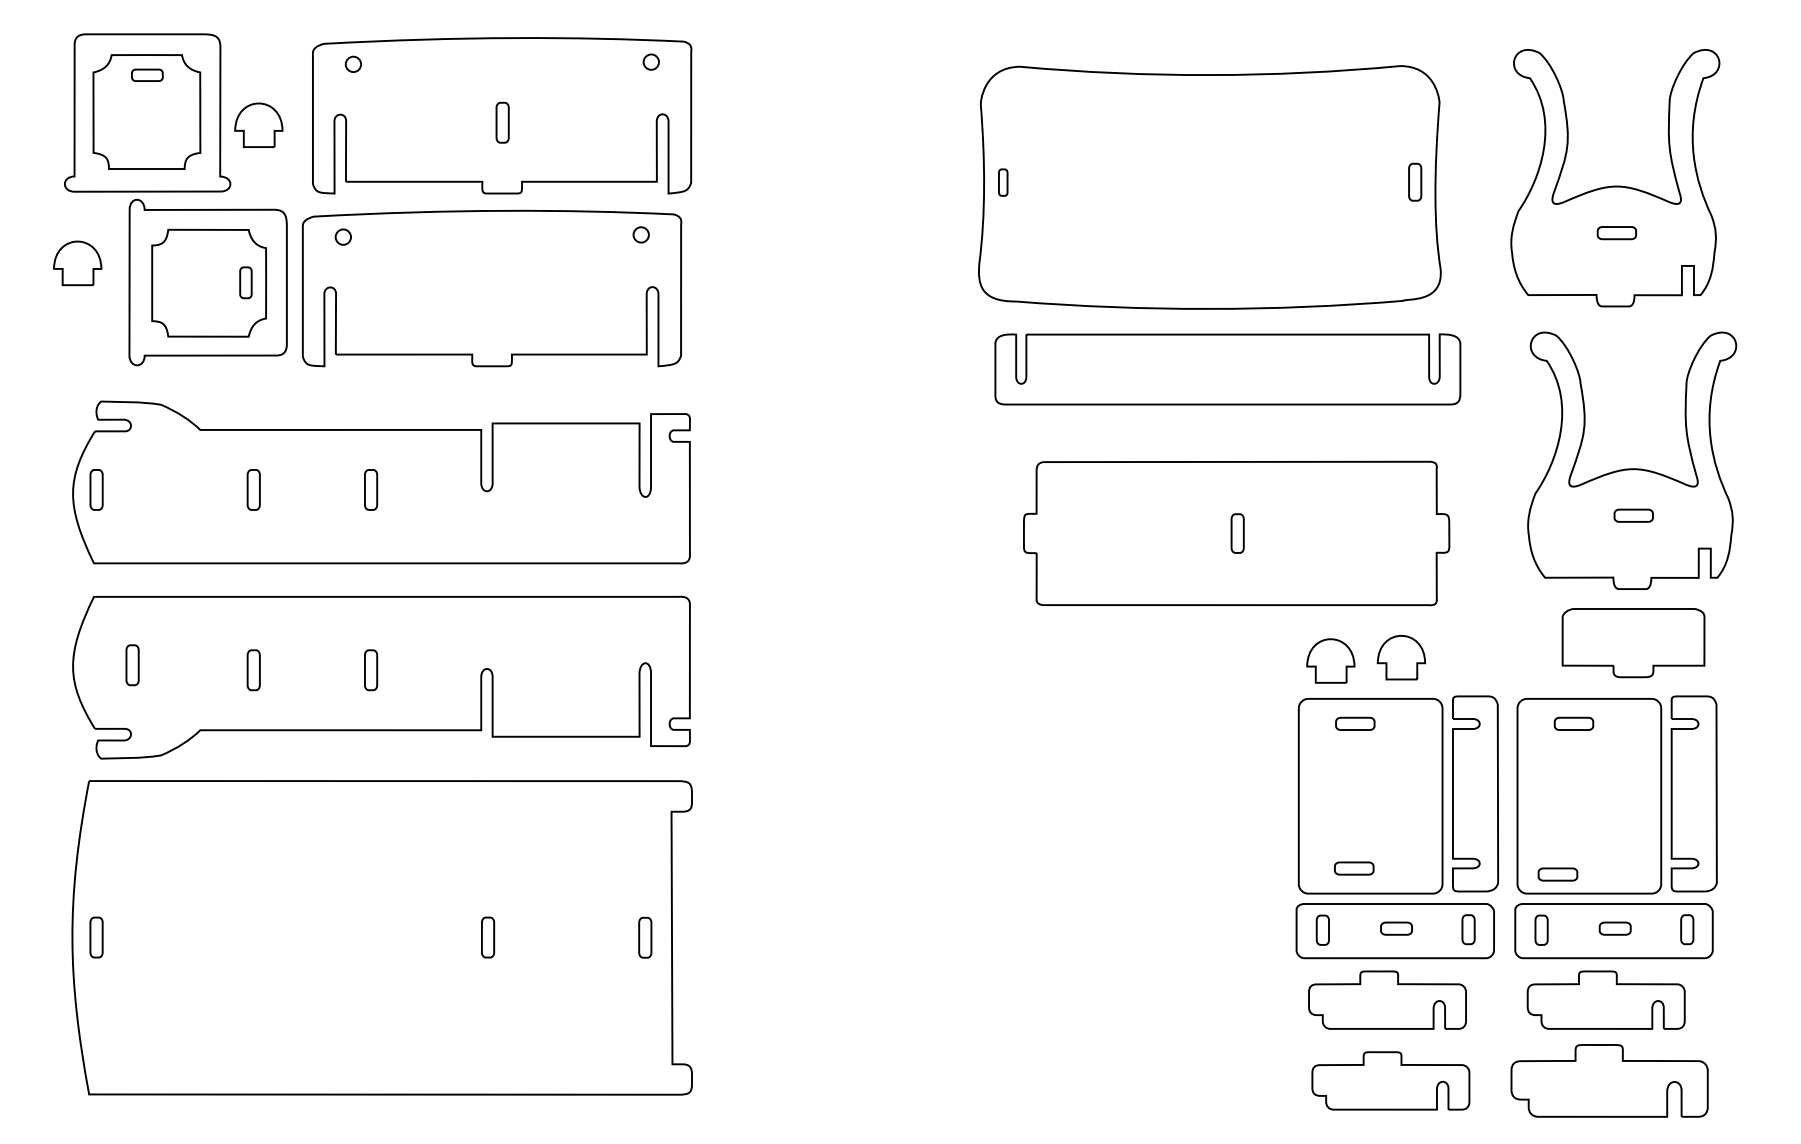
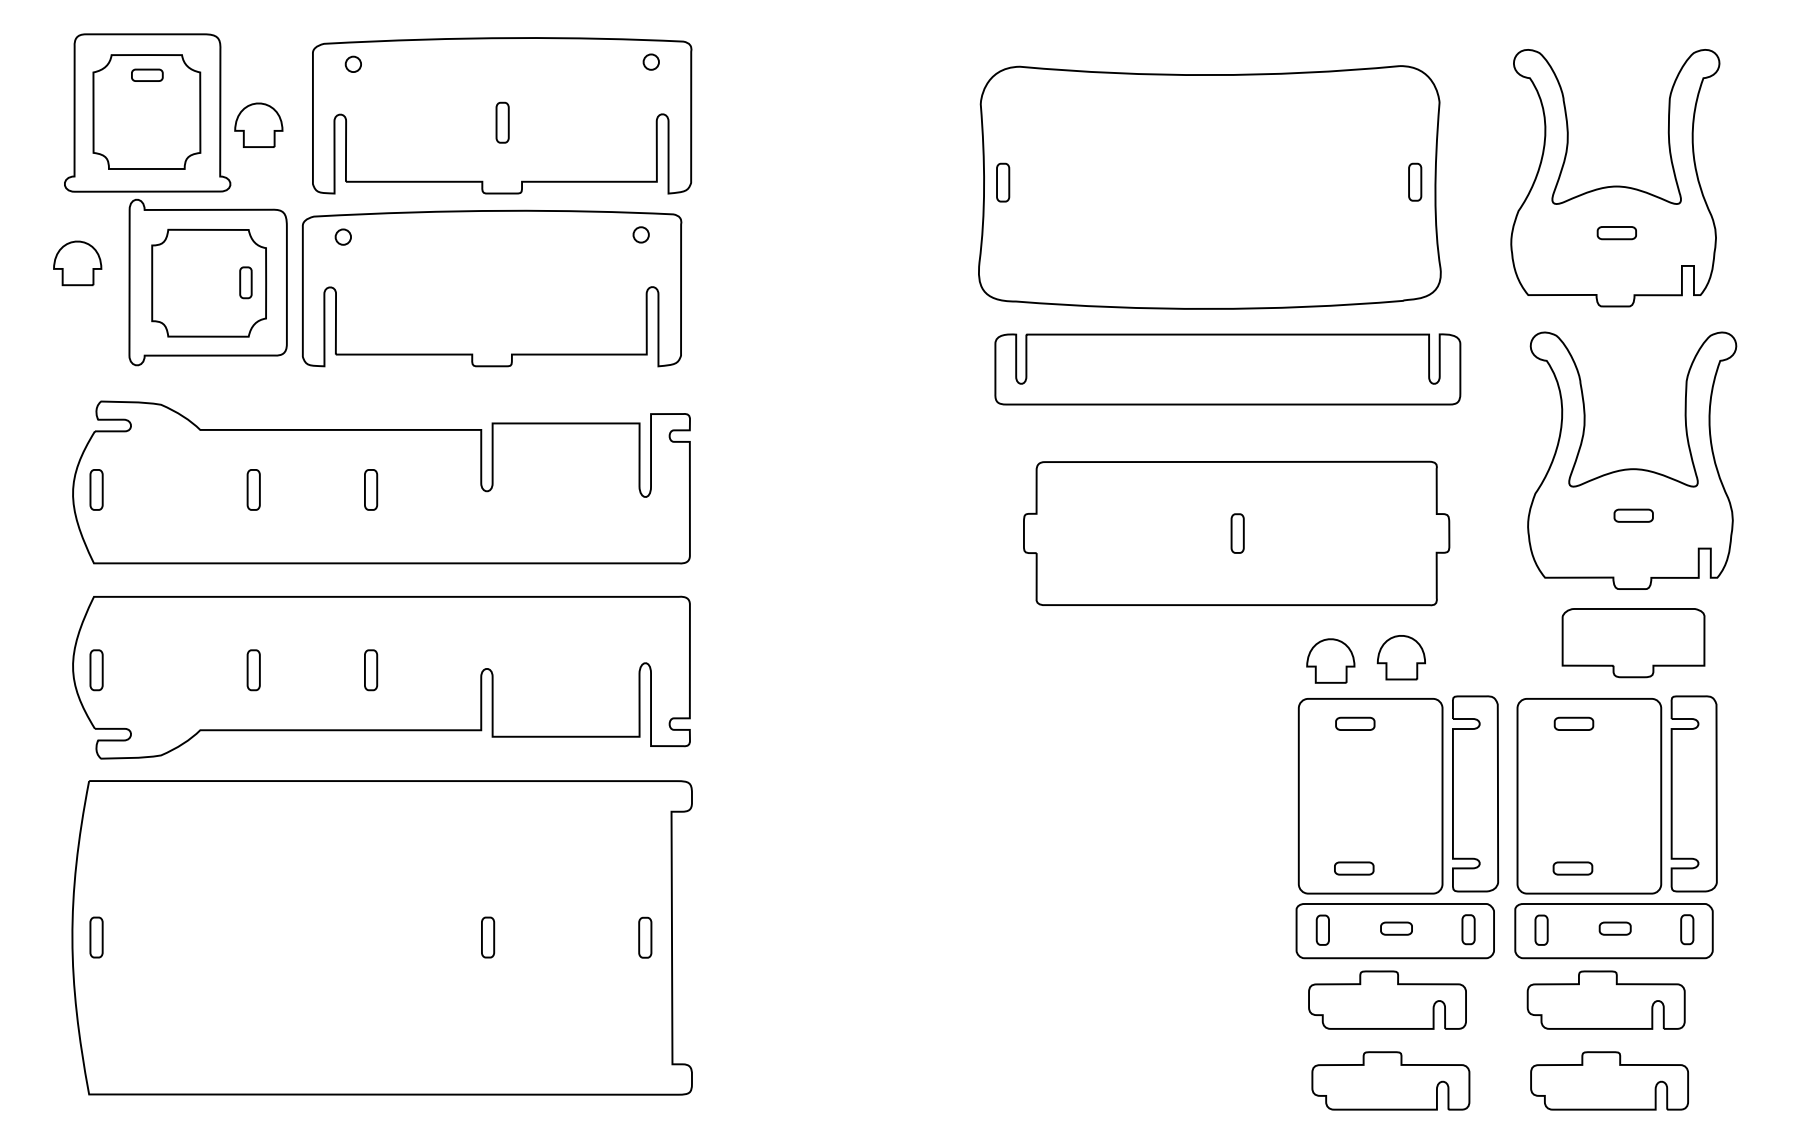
part size: 11x29 px -> 15x41 px (1003, 182)
part position: (132, 665) -> (96, 670) (96, 670)
part position: (1557, 874) -> (1572, 868) (1572, 868)
part size: 199x74 px -> 159x60 px (1609, 1080)
